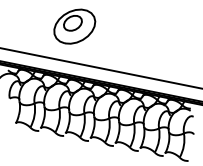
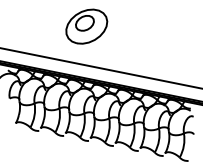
part position: (74, 26) -> (86, 26) (86, 26)
